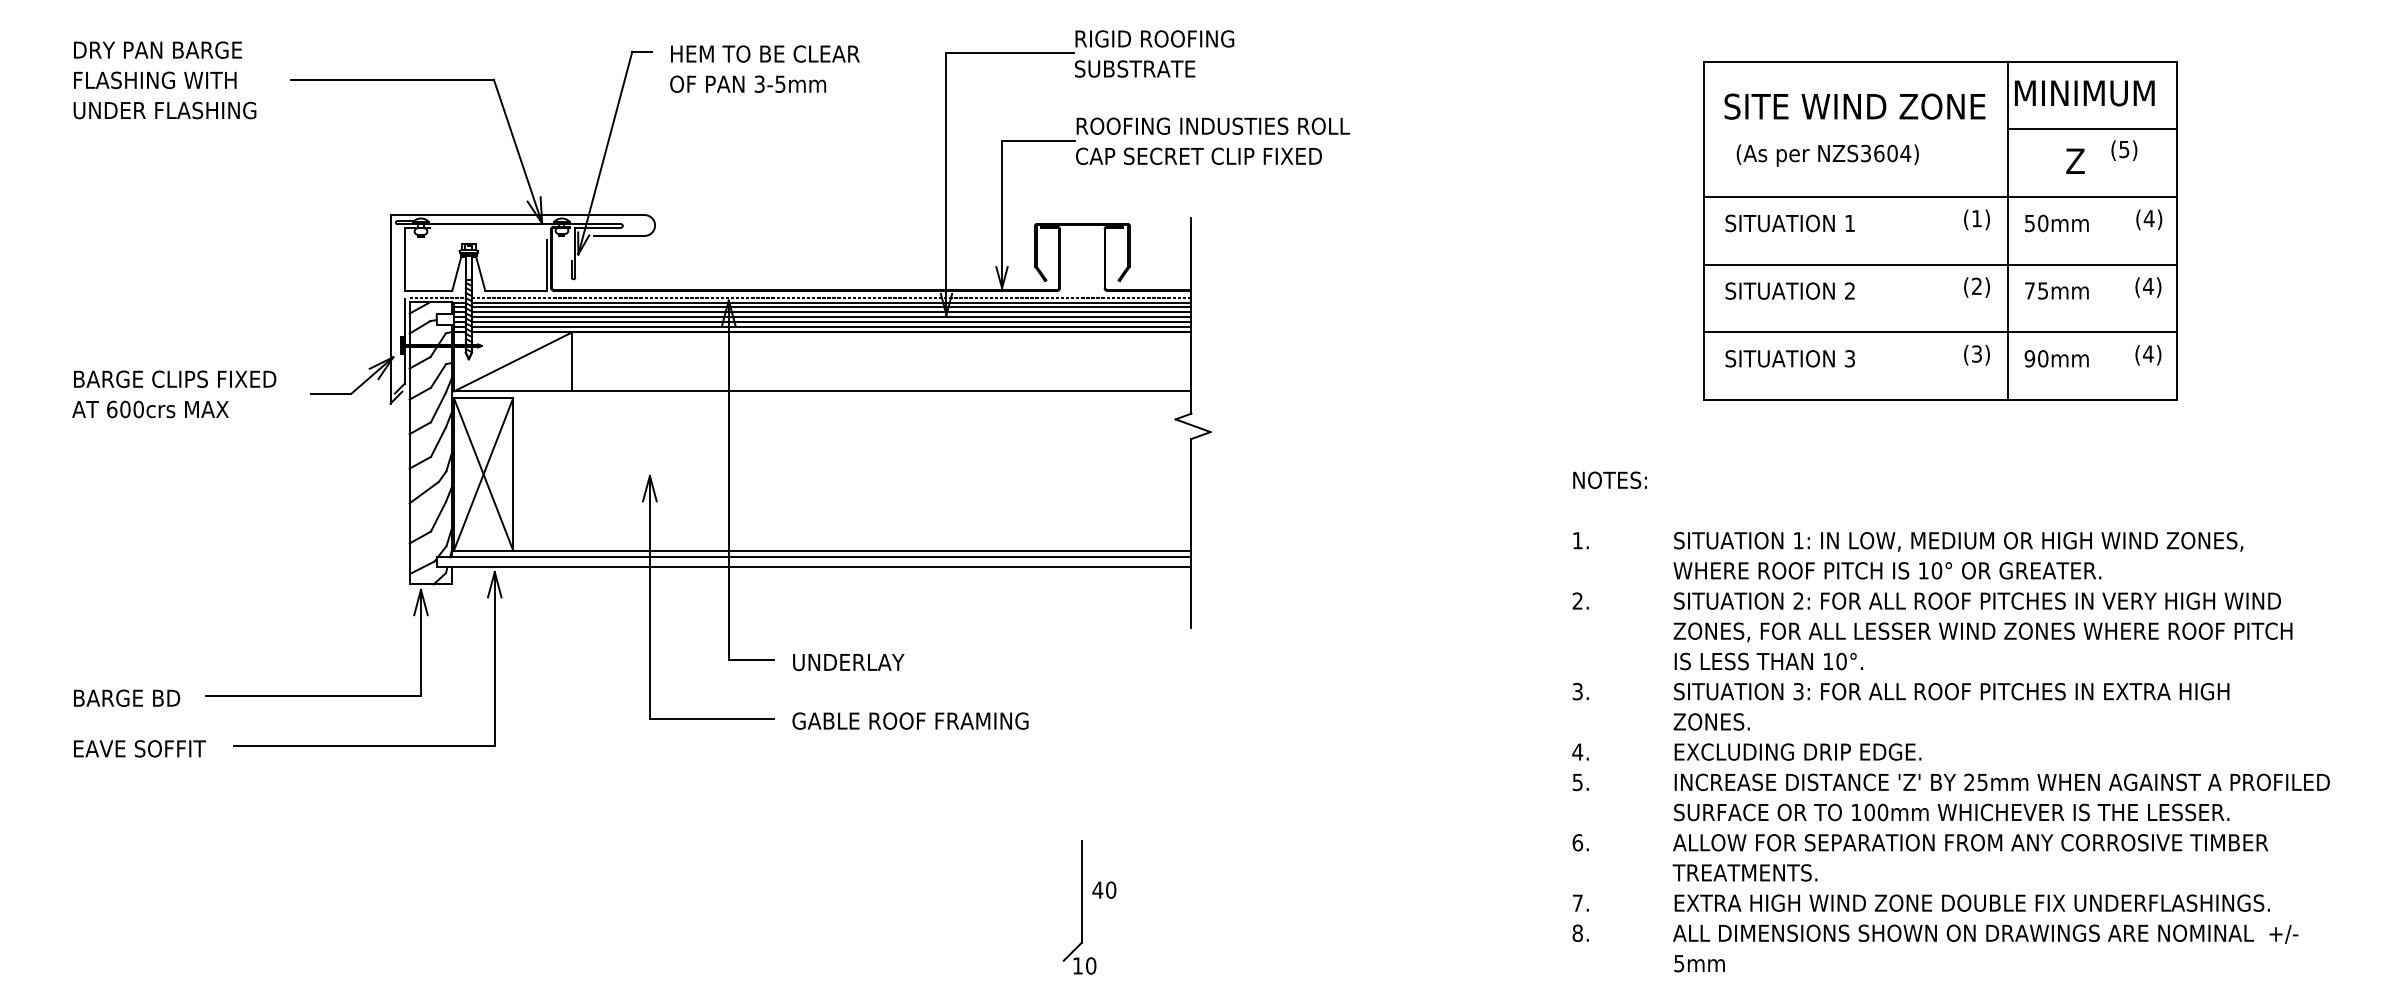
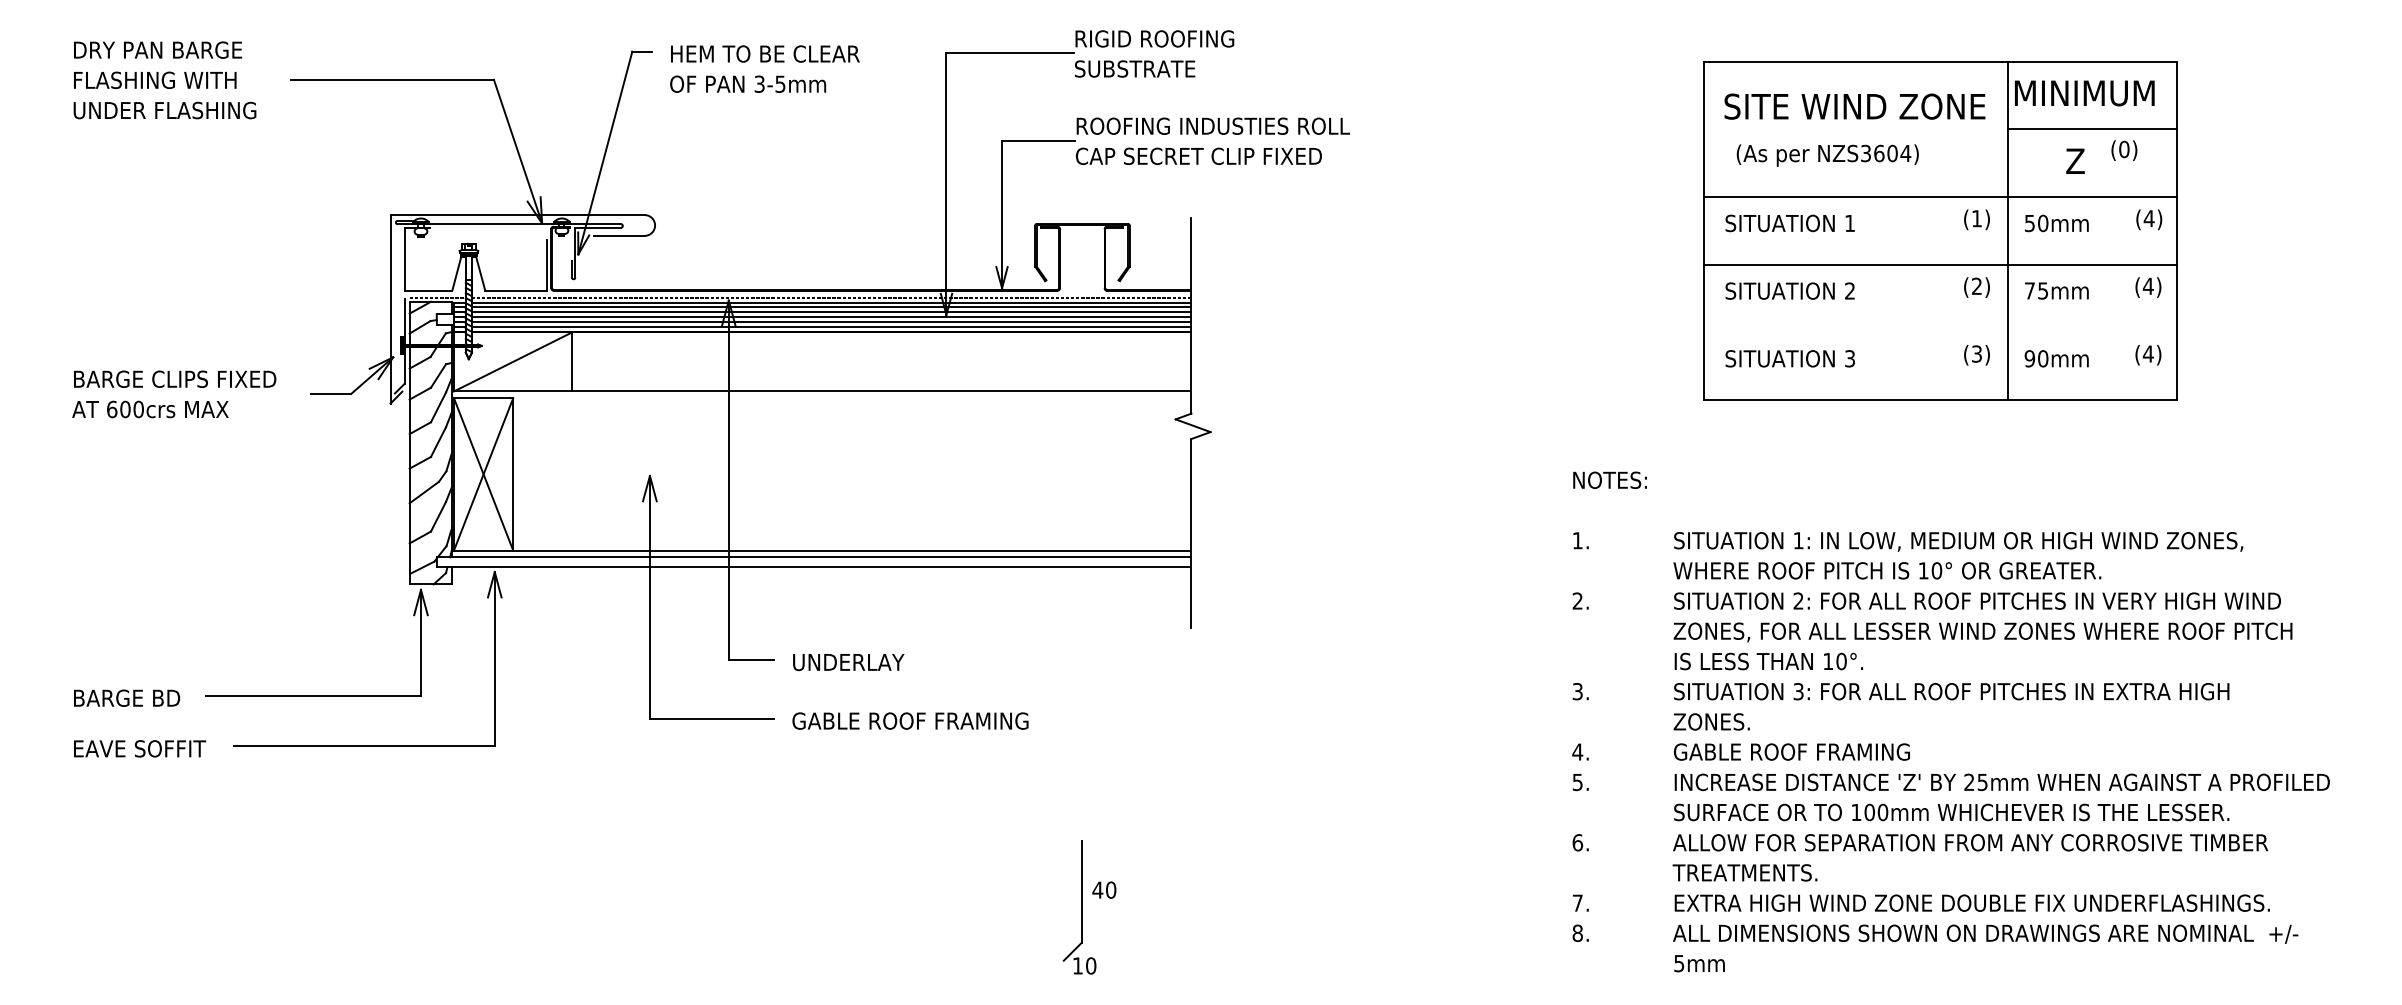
text: (5) -> (0) (2124, 149)
line: present -> none (1940, 332)
text: EXCLUDING DRIP EDGE. -> GABLE ROOF FRAMING (1797, 751)
